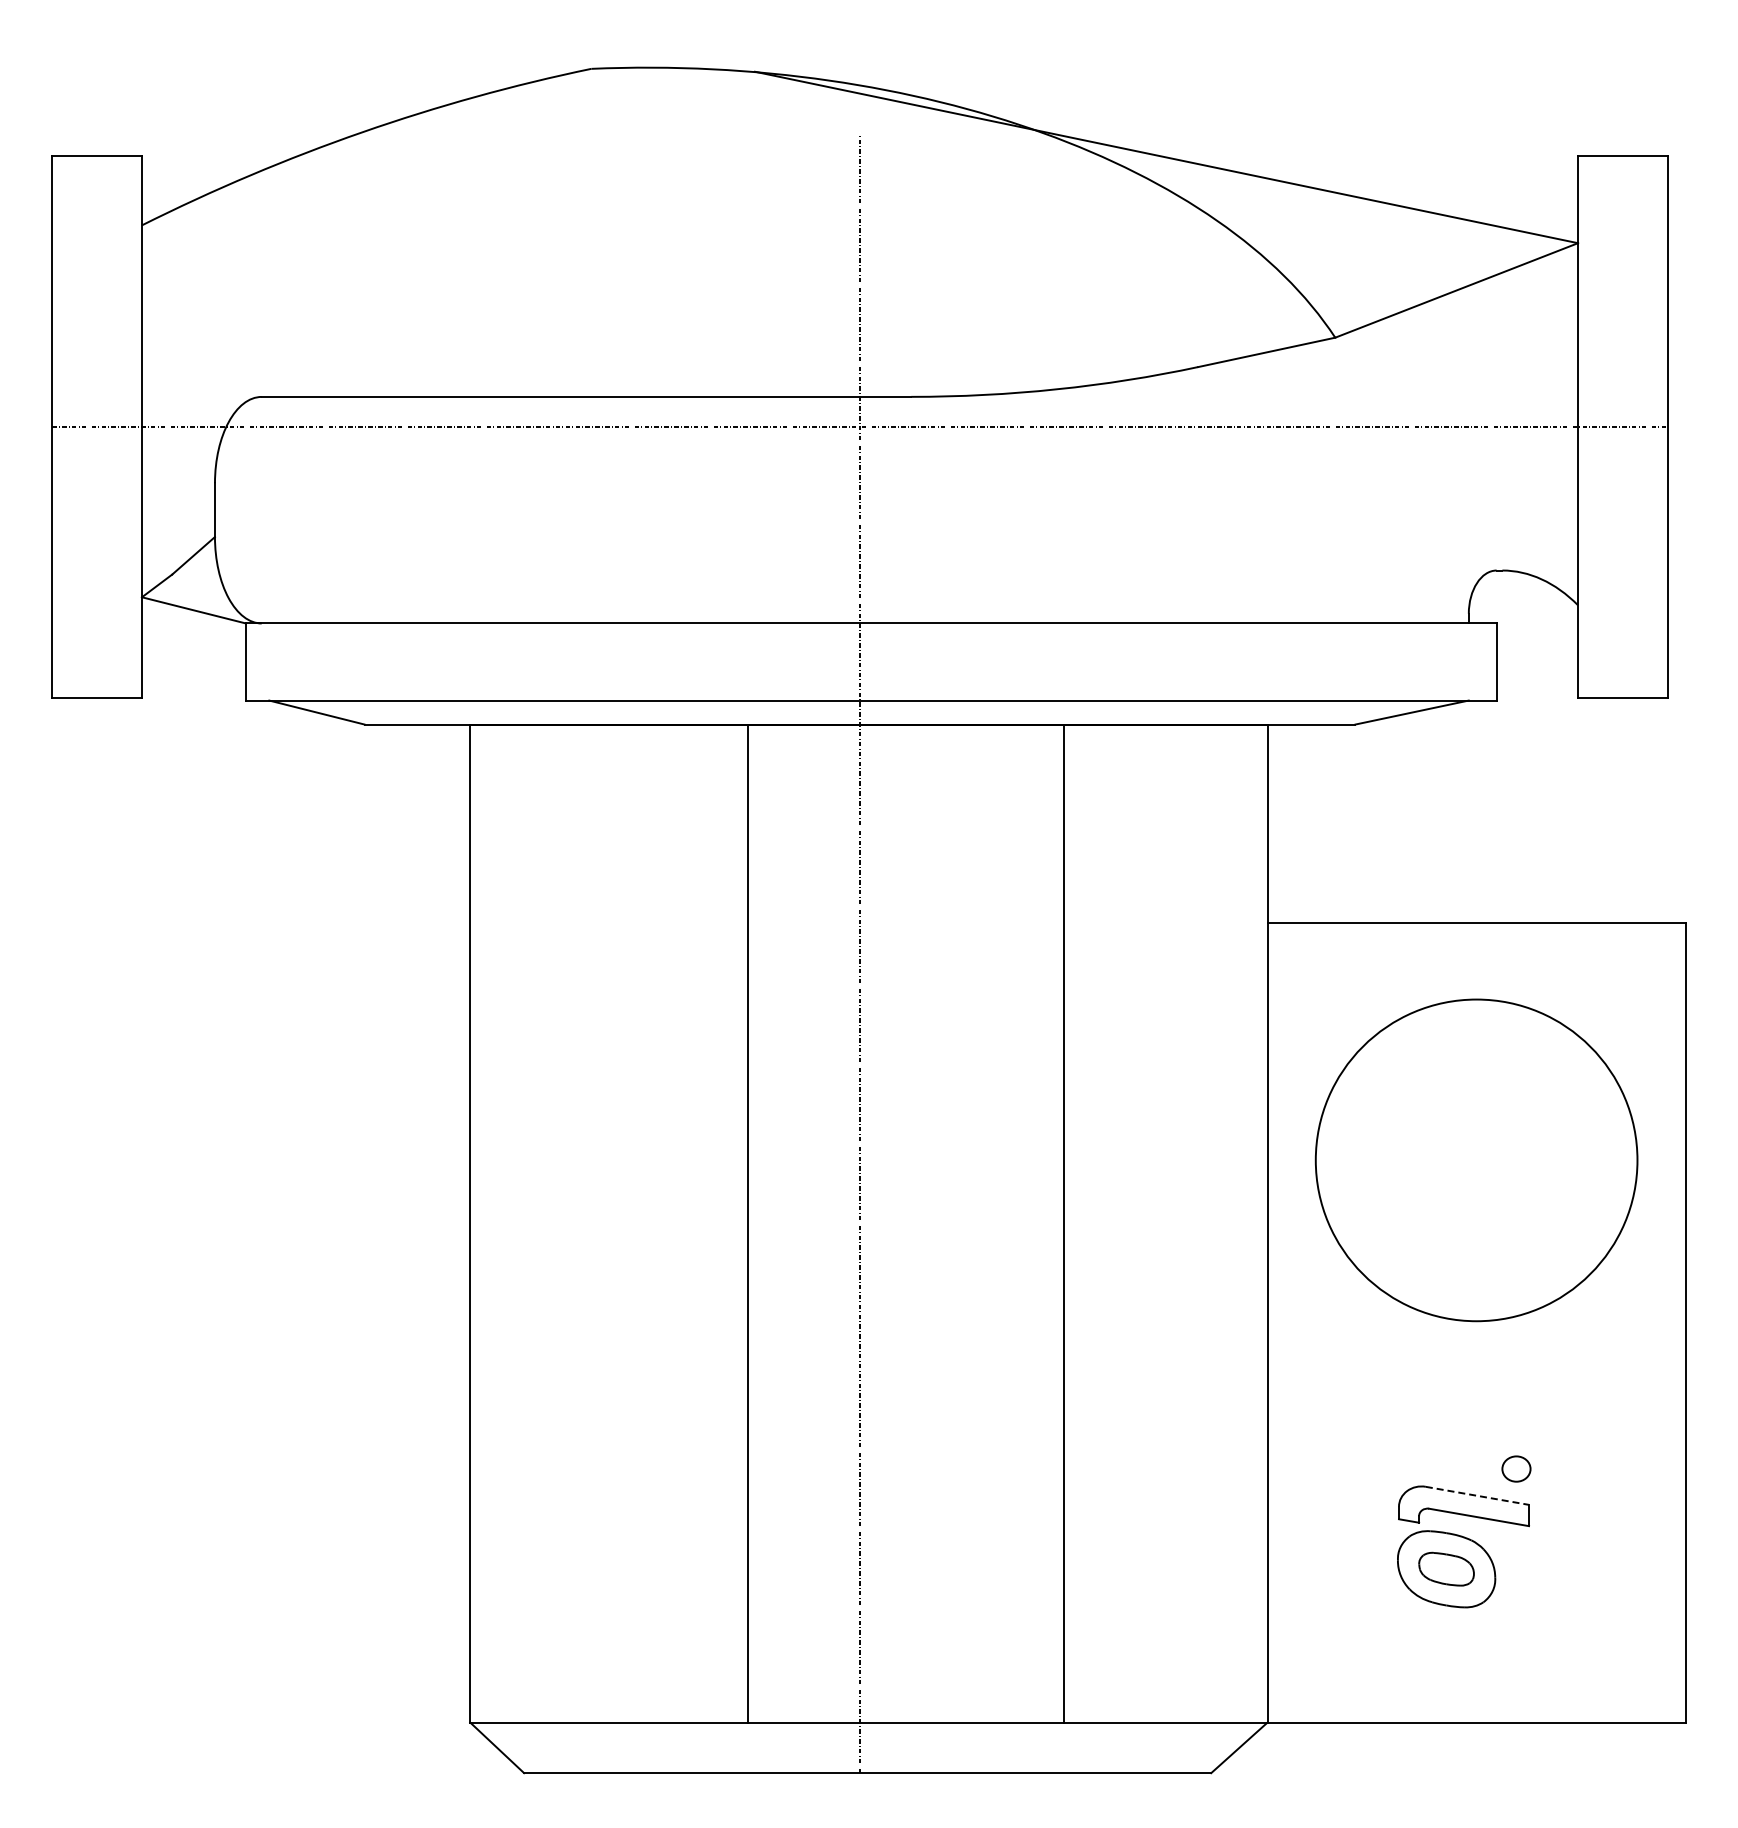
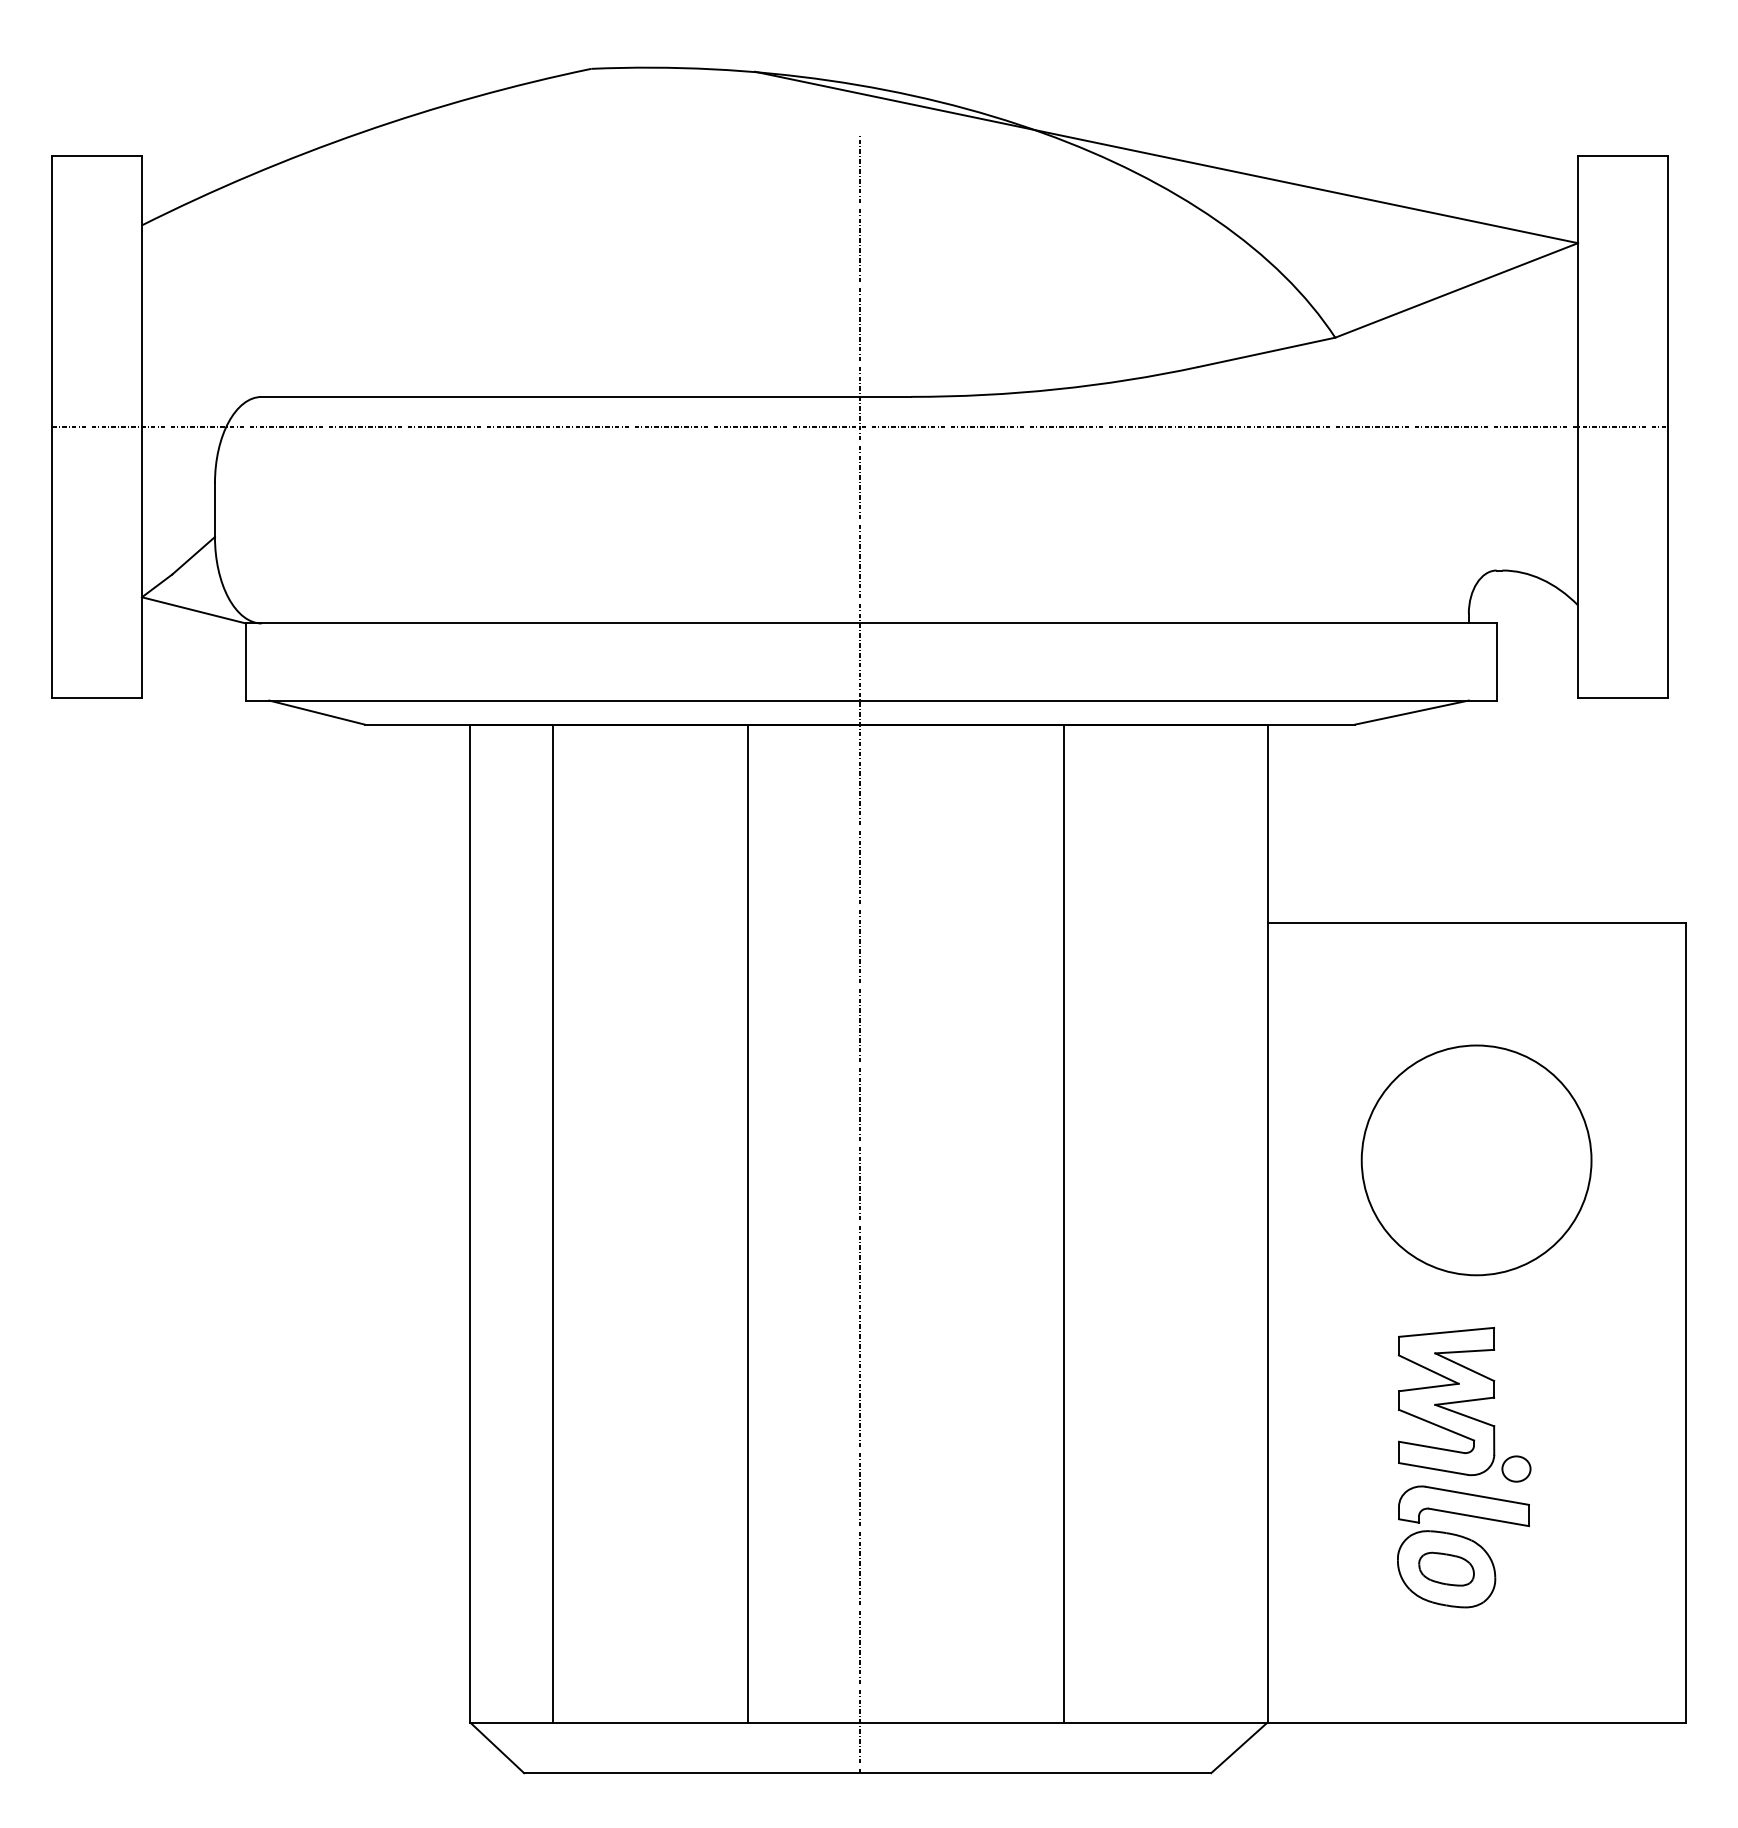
circle diameter: 322 px -> 230 px (1476, 1160)
line: none -> present (553, 1223)
part: none -> present (1446, 1401)
line: dashed -> solid (1477, 1495)
